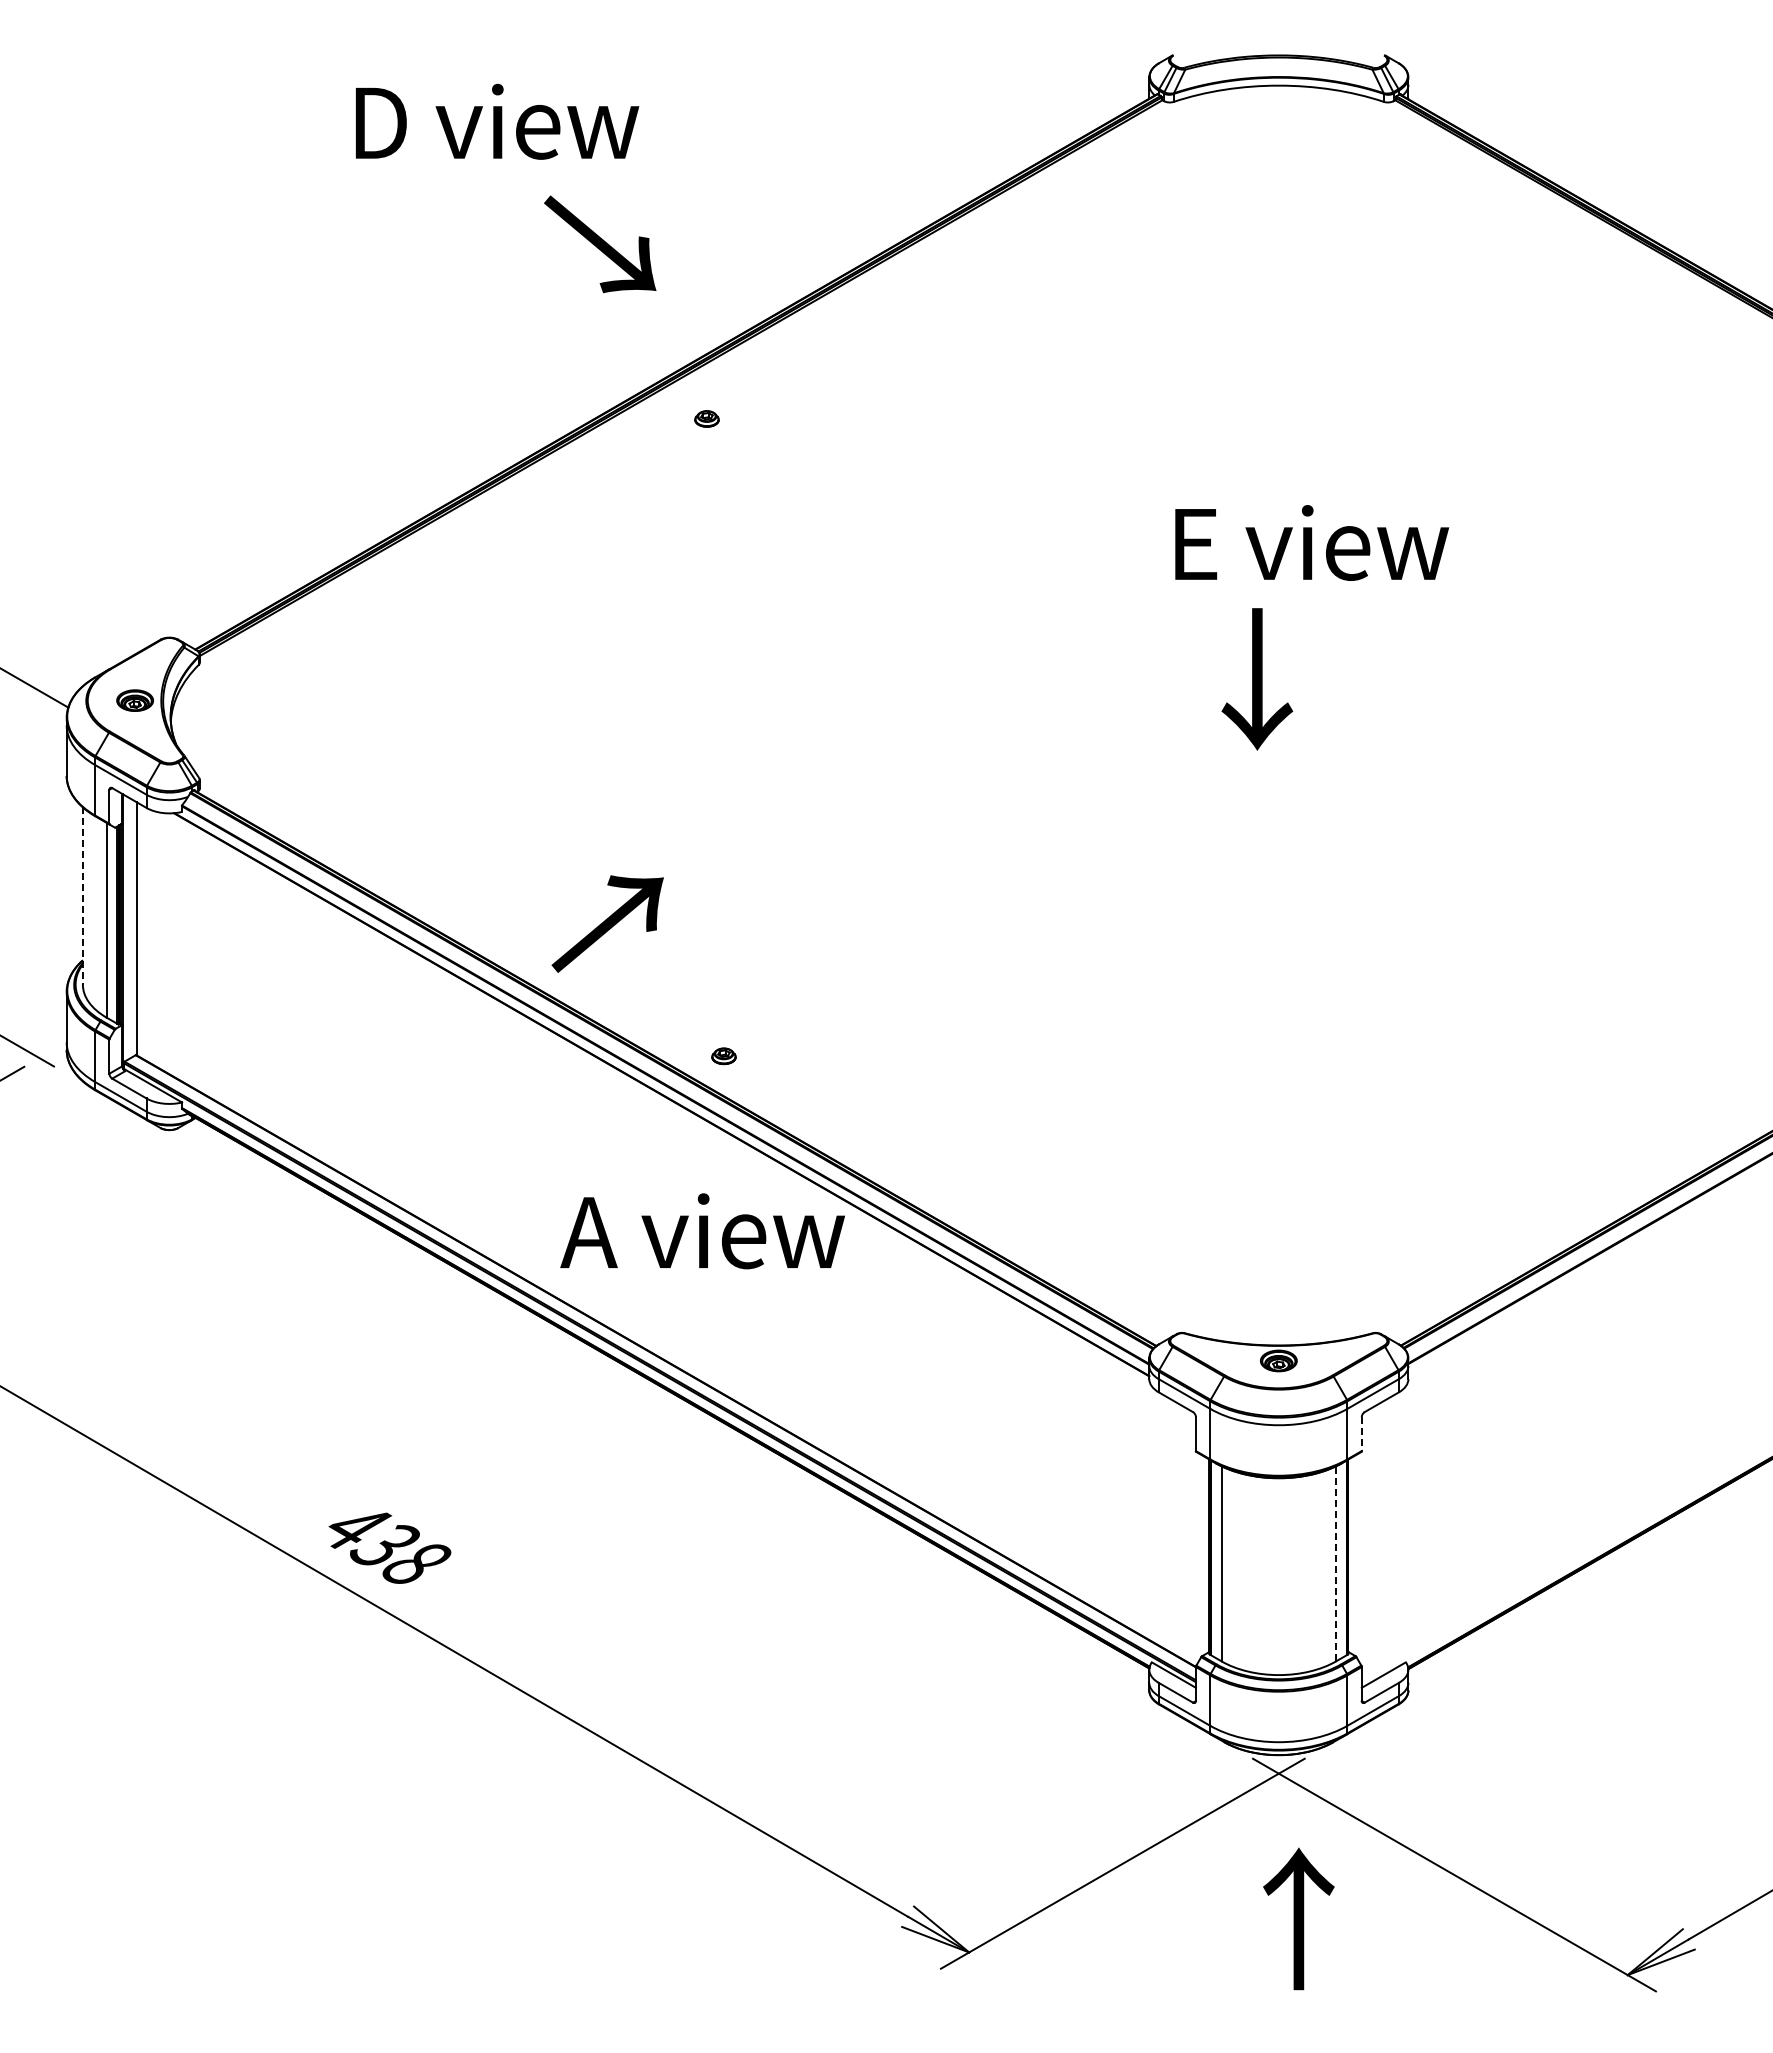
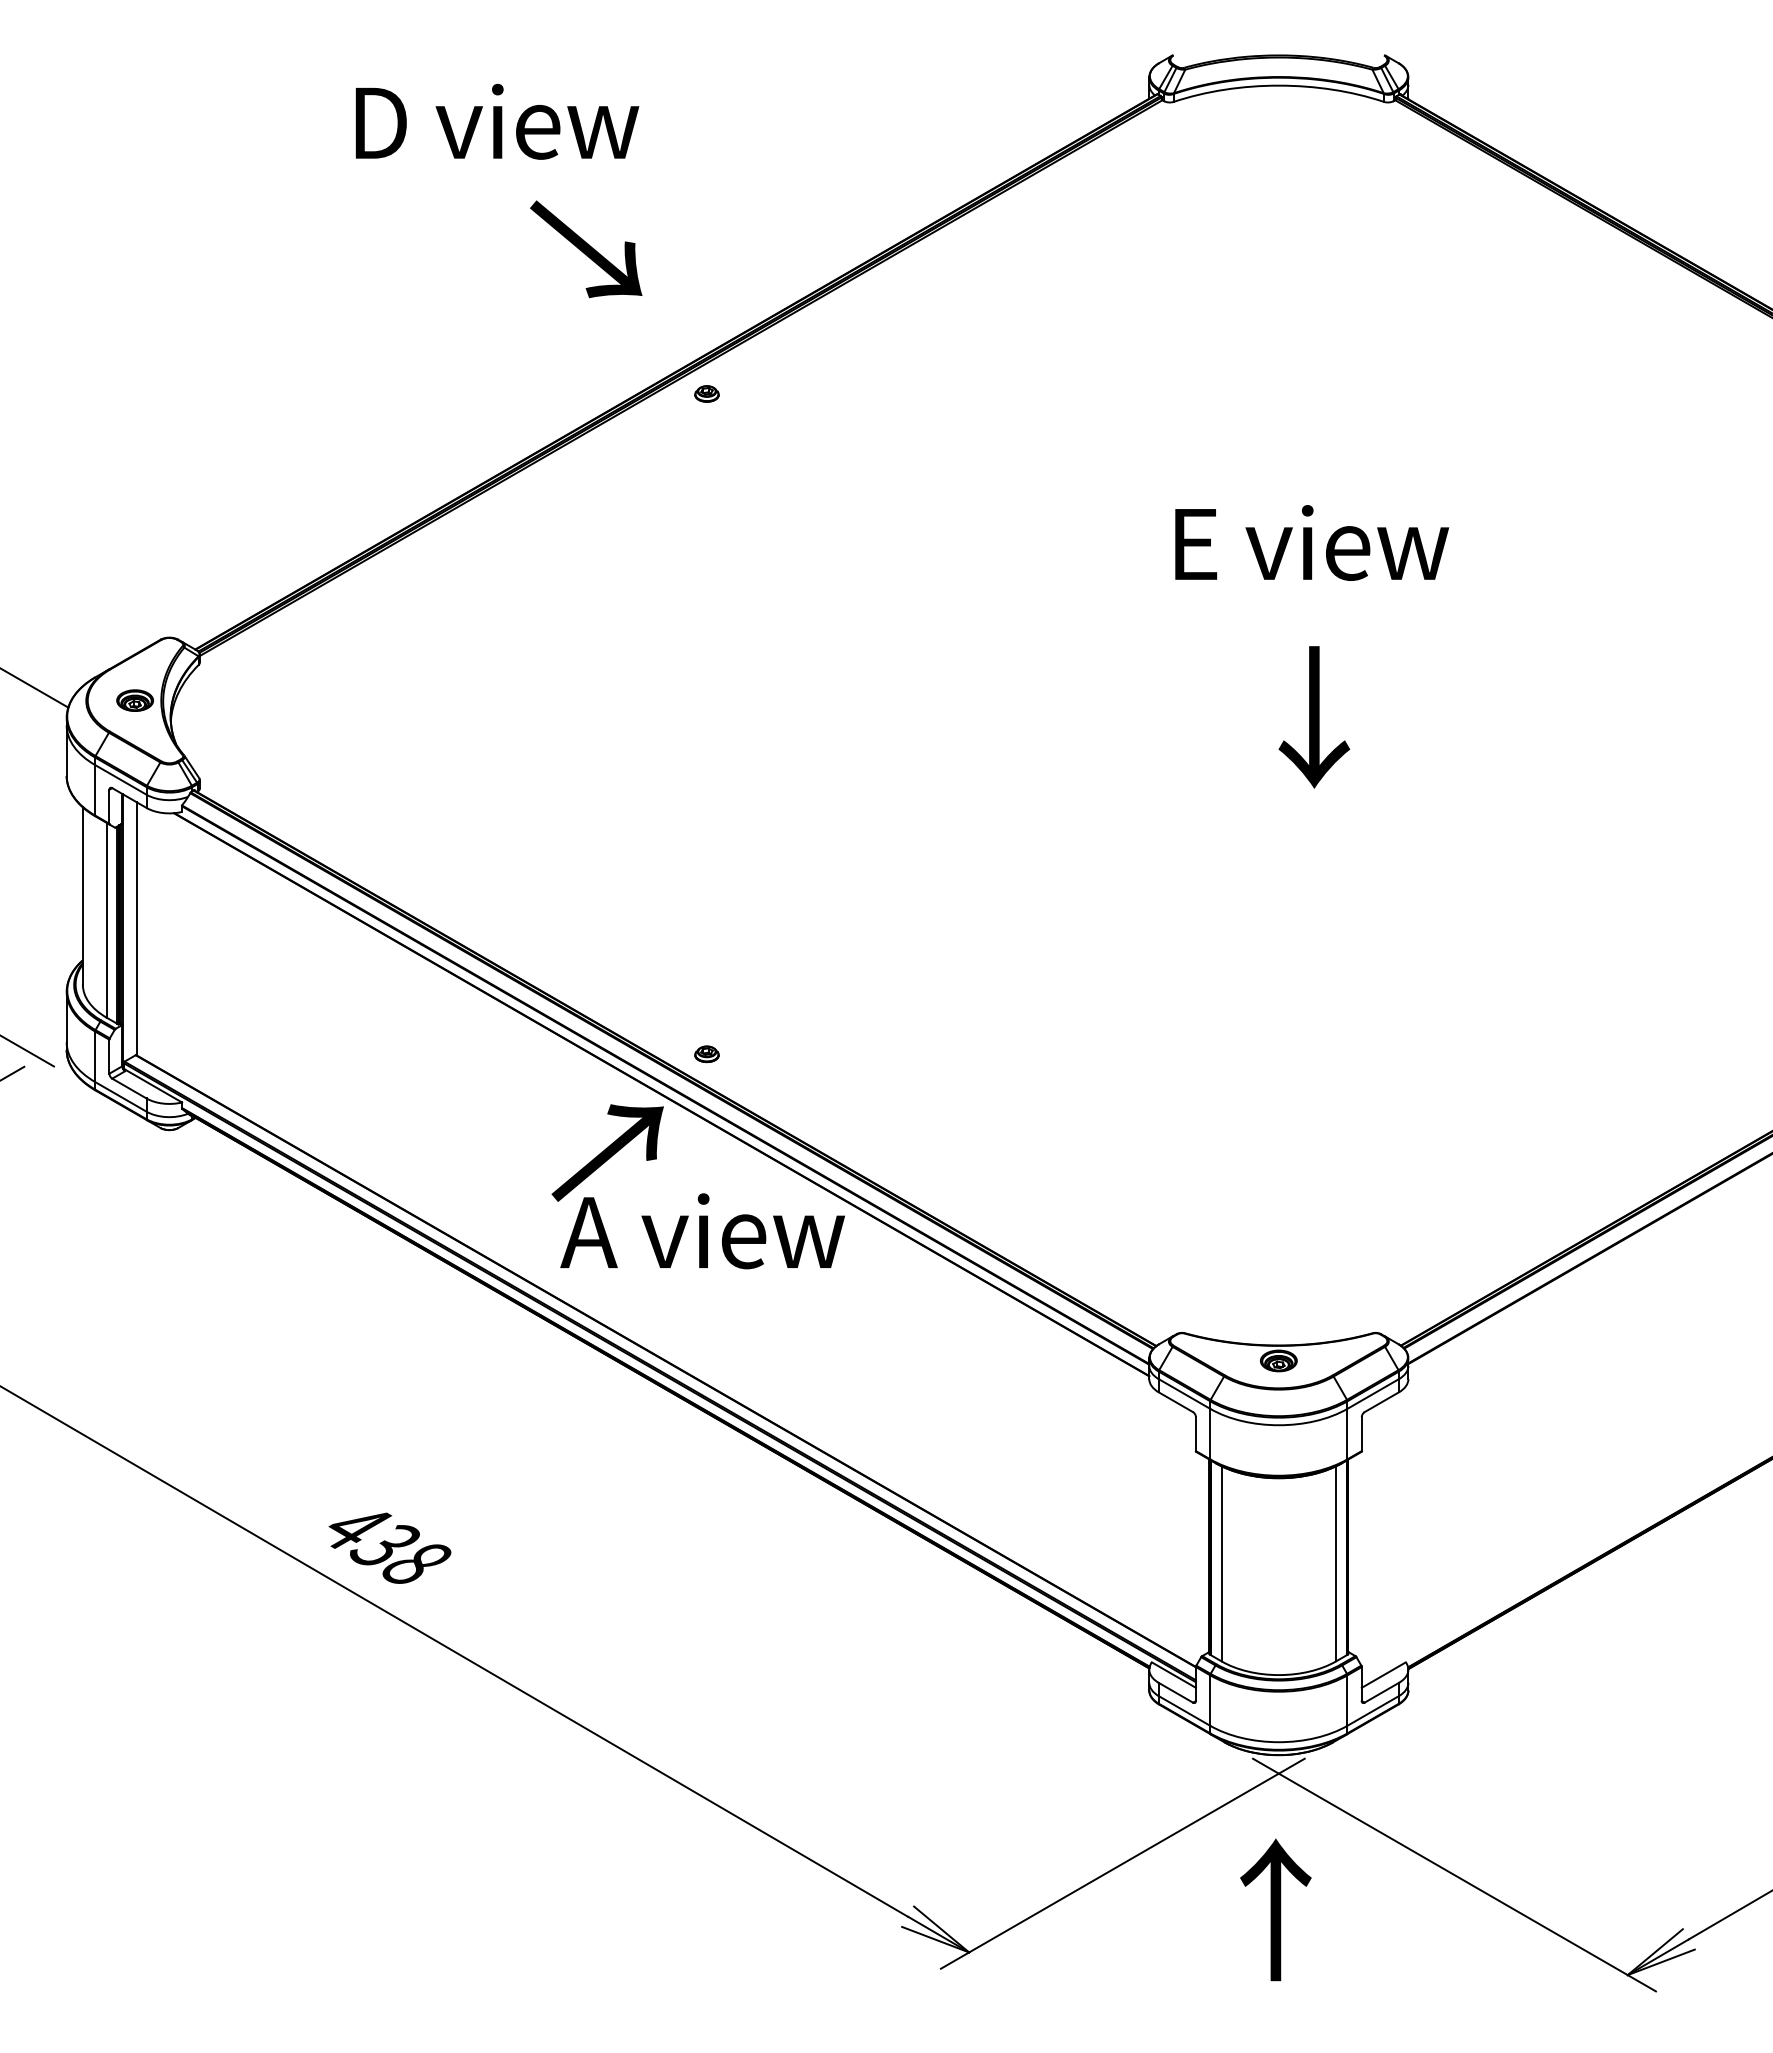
text position: (600, 244) -> (586, 249) (586, 249)
part position: (706, 418) -> (706, 393) (706, 393)
text position: (1257, 679) -> (1314, 717) (1314, 717)
line: dashed -> solid (82, 896)
text position: (607, 923) -> (607, 1152) (607, 1152)
part position: (723, 1056) -> (706, 1054) (706, 1054)
line: dashed -> solid (1361, 1434)
line: dashed -> solid (1336, 1563)
text position: (1298, 1918) -> (1275, 1909) (1275, 1909)
